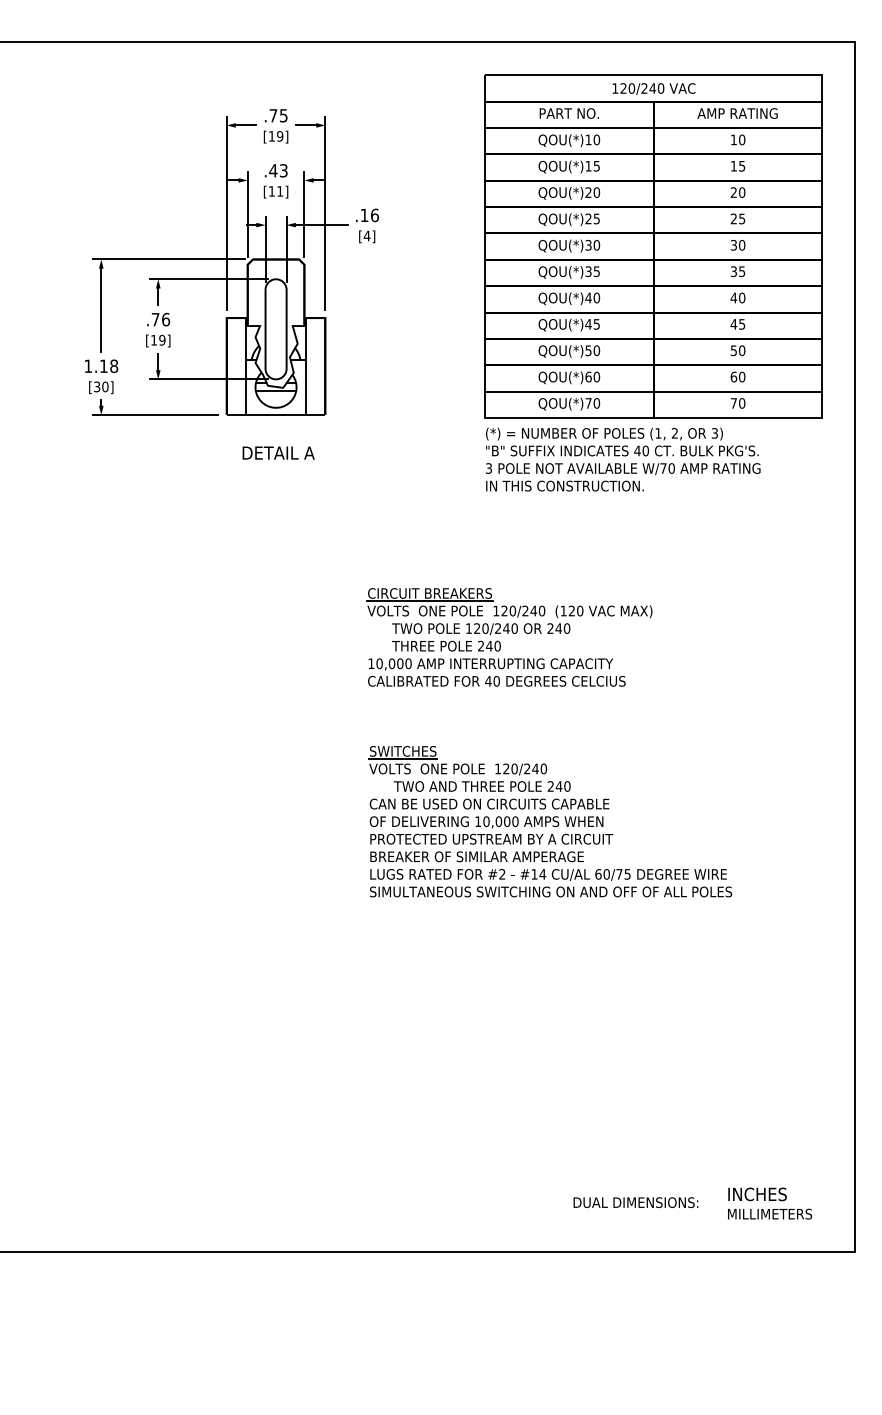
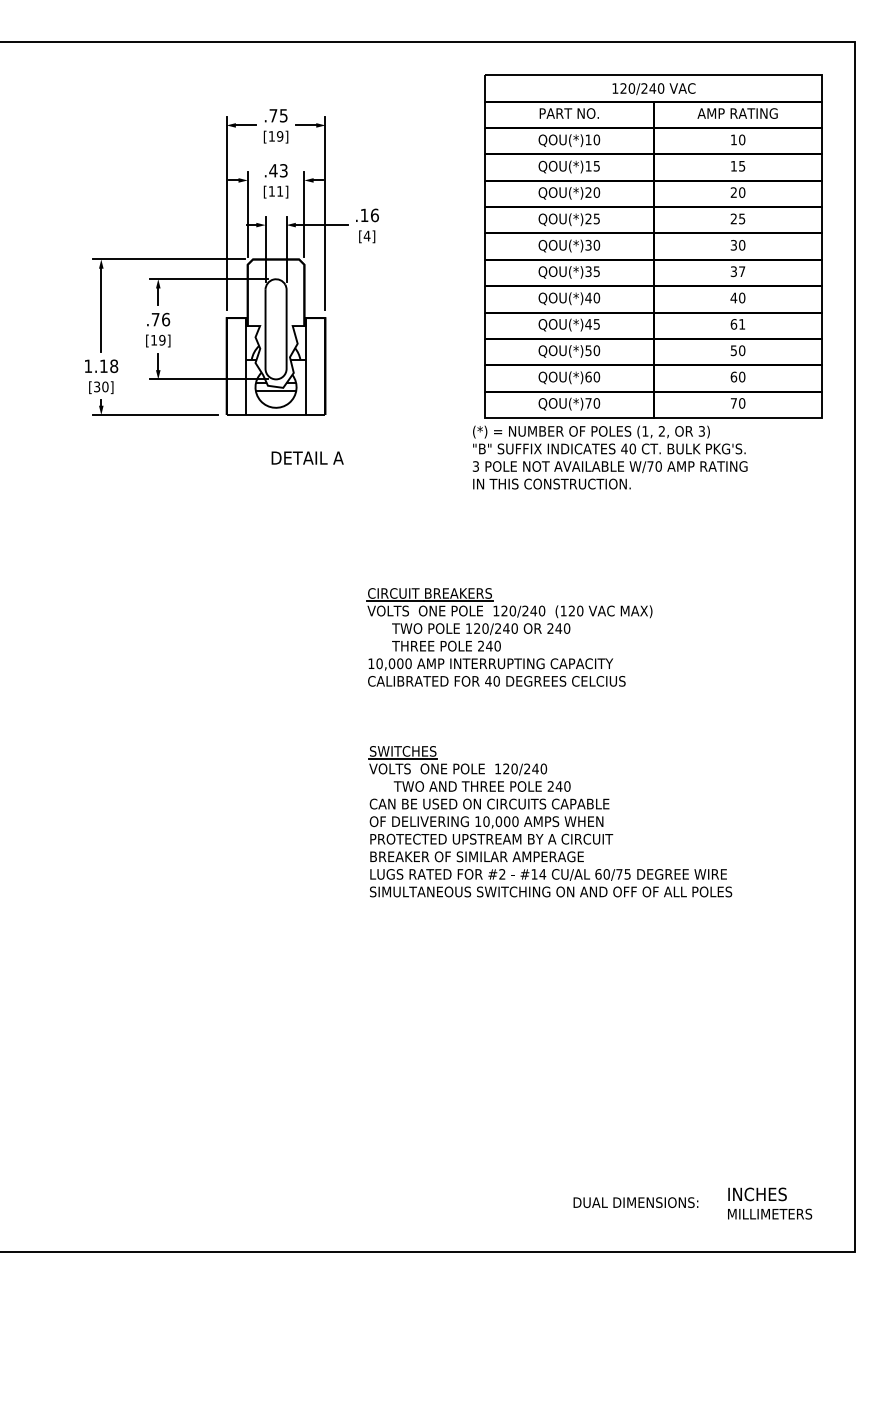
text: 35 -> 37 (742, 271)
text: 45 -> 61 (737, 324)
text position: (278, 452) -> (307, 457) (307, 457)
text position: (622, 459) -> (609, 457) (609, 457)
